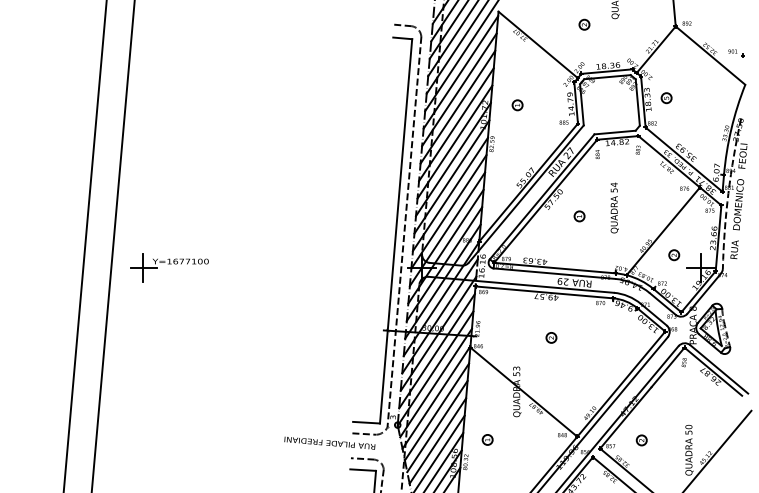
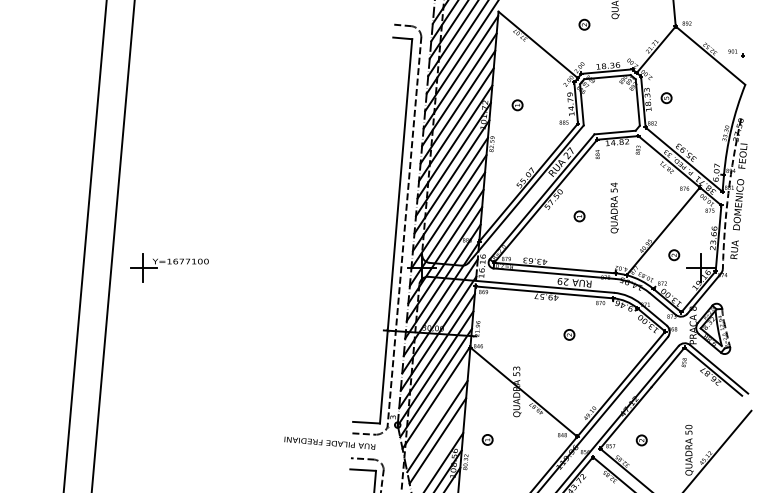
part position: (551, 337) -> (569, 334) (569, 334)
line: present -> none (436, 411)
line: present -> none (439, 452)
